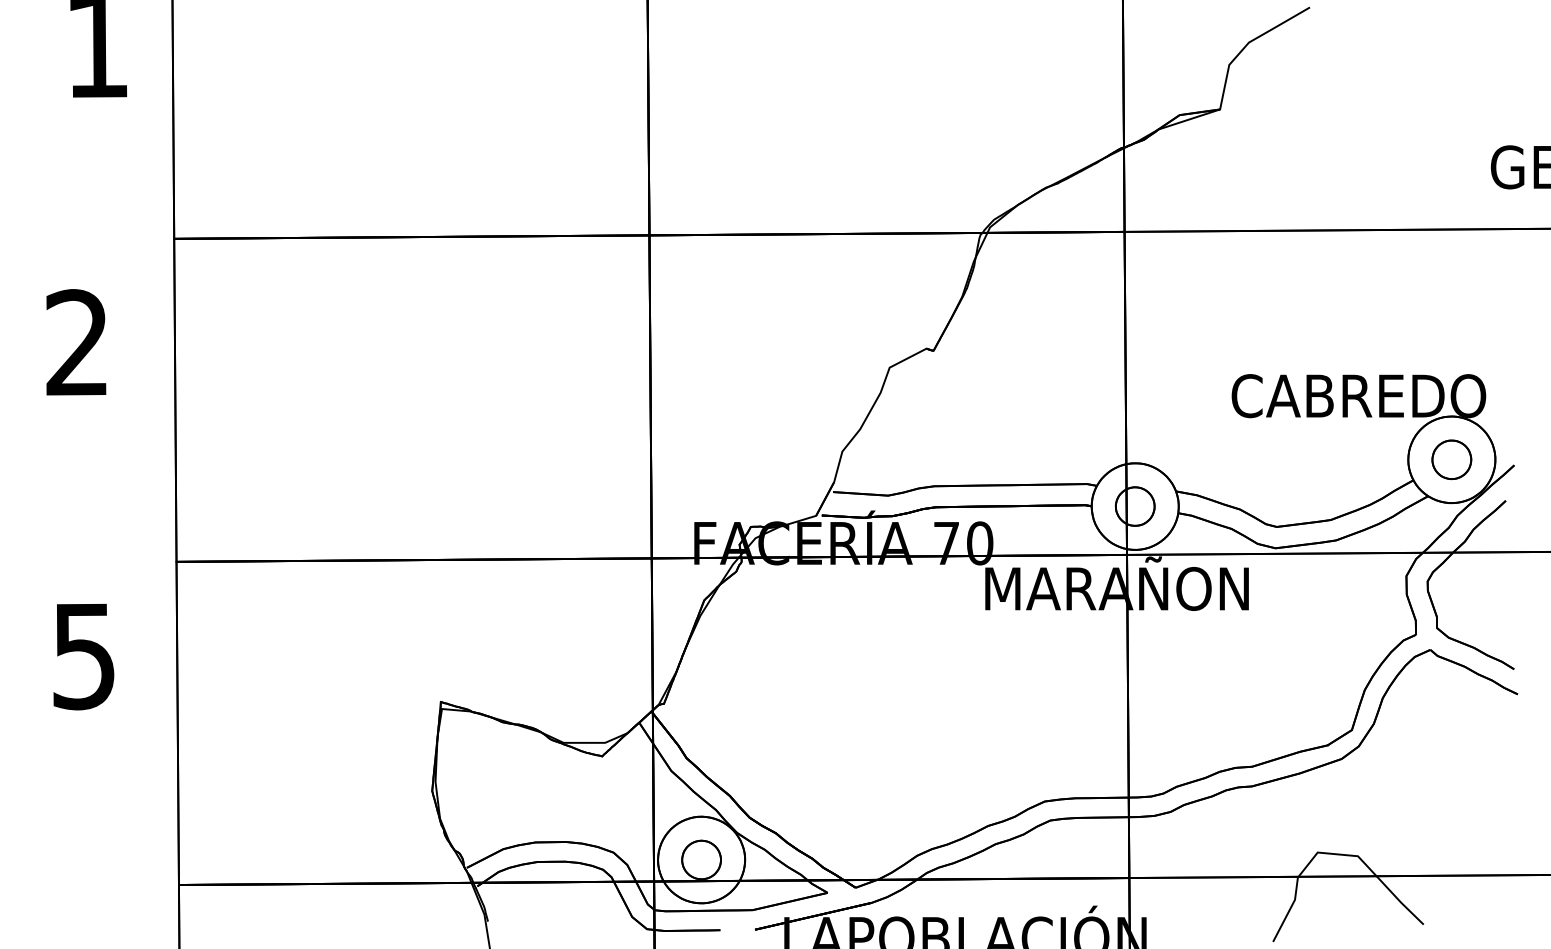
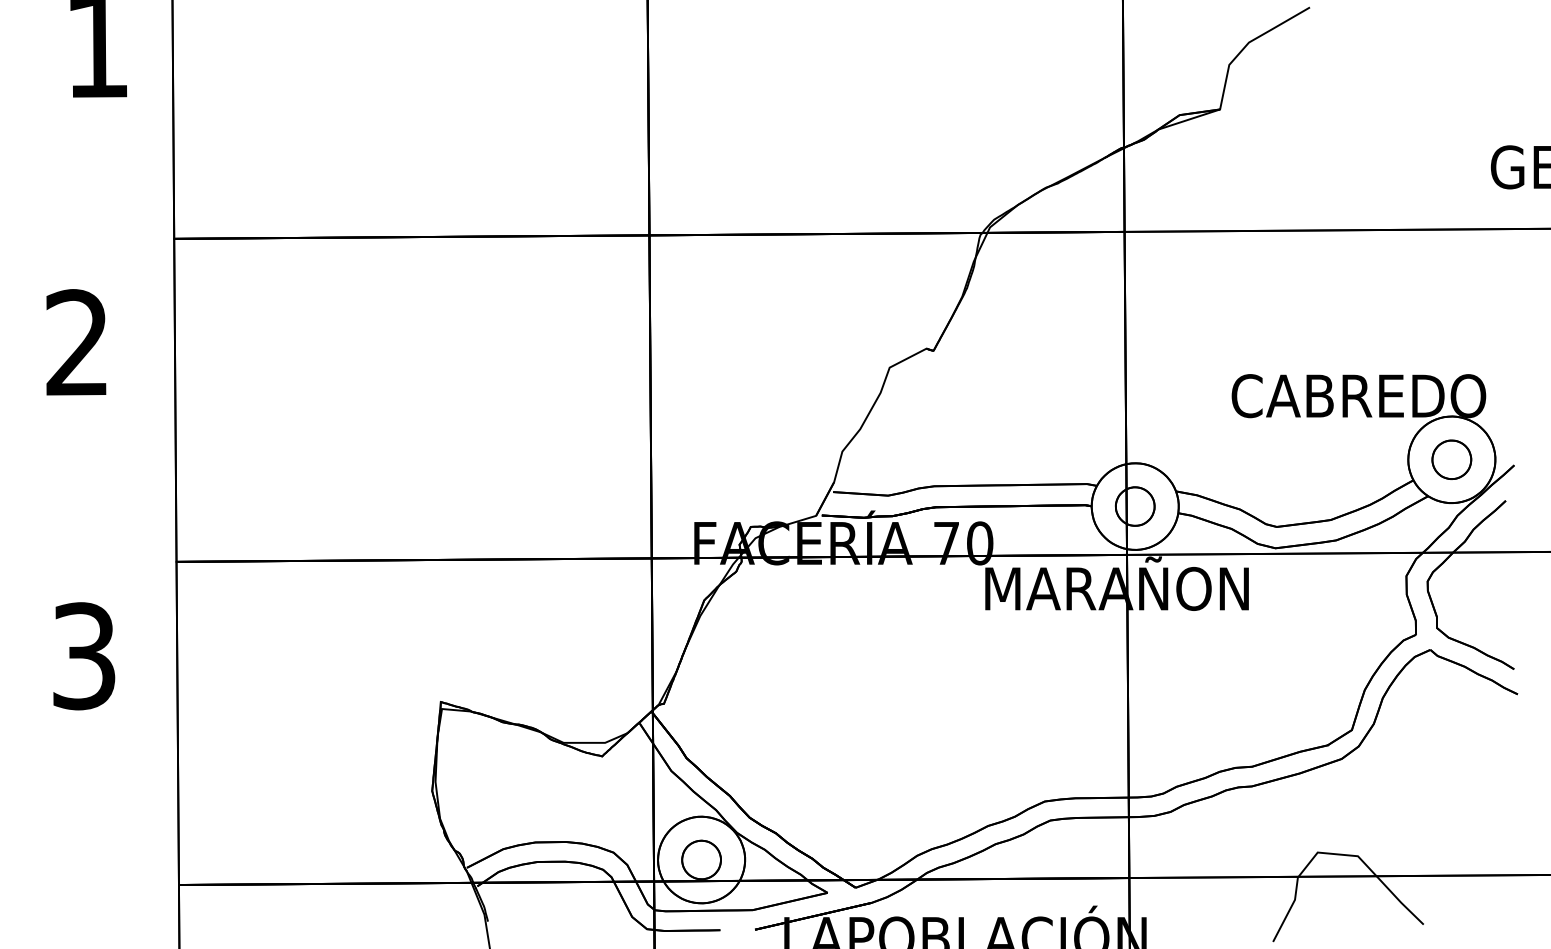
text: 5 -> 3 (84, 655)
